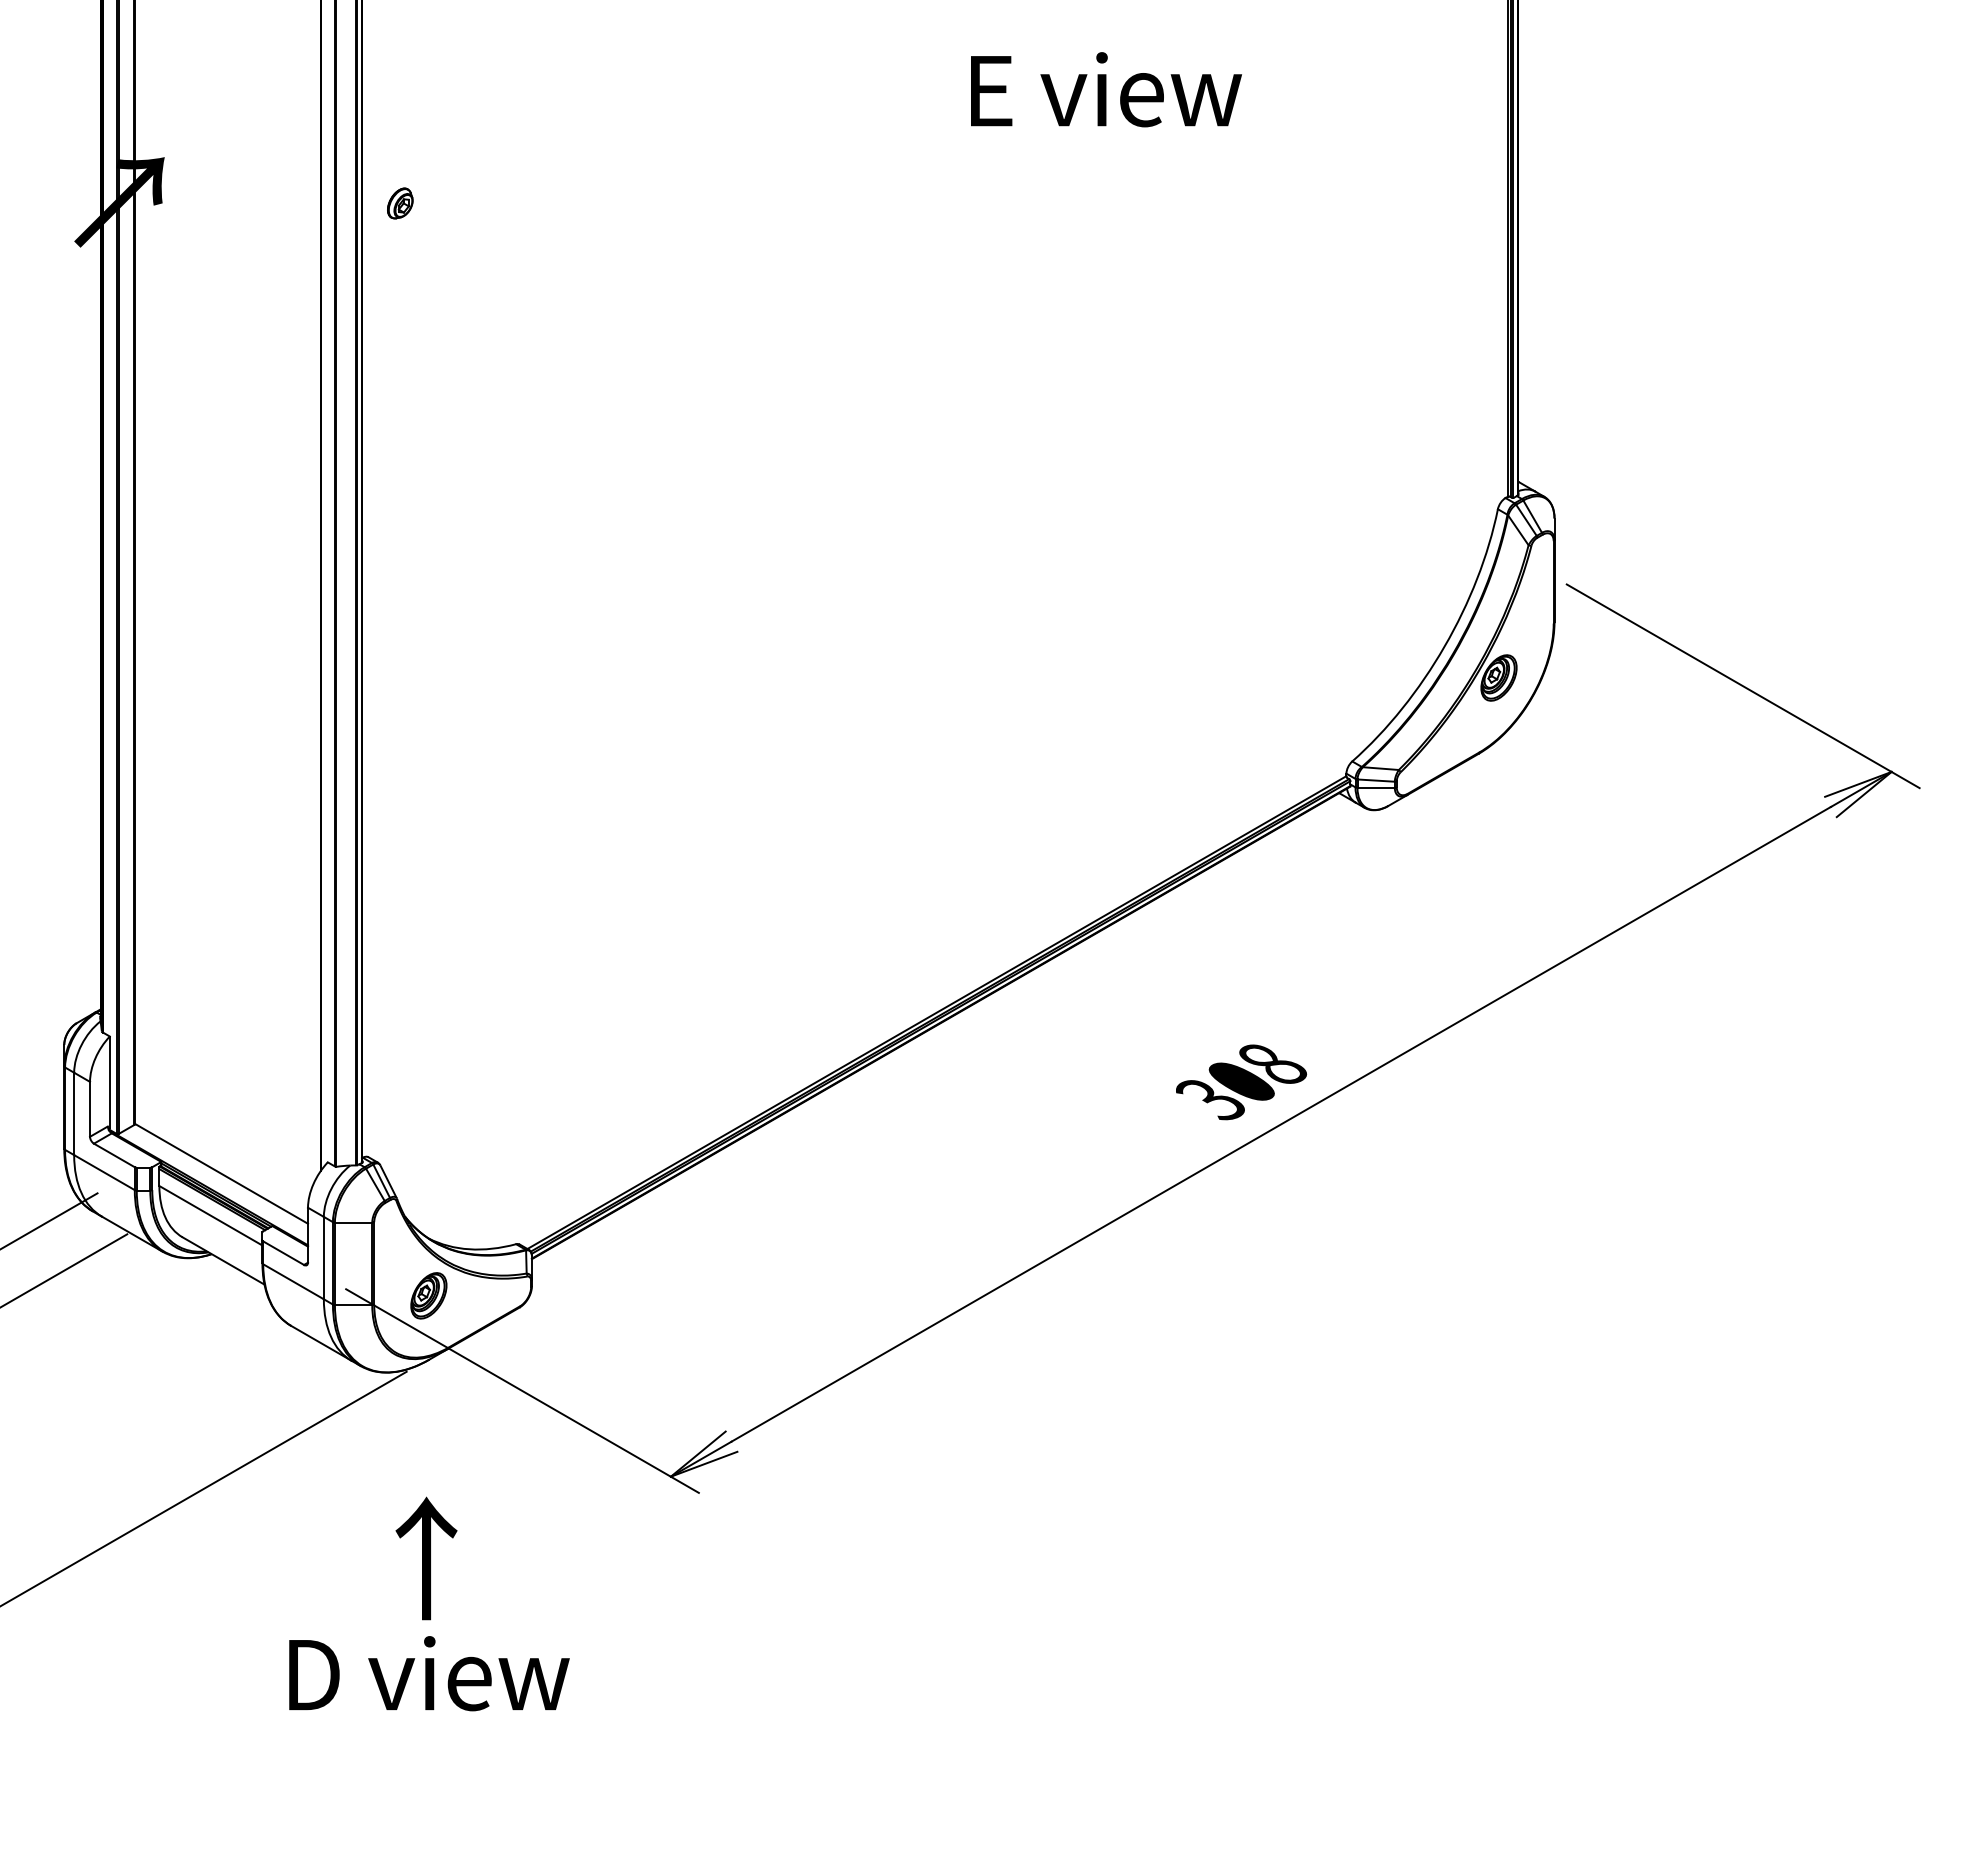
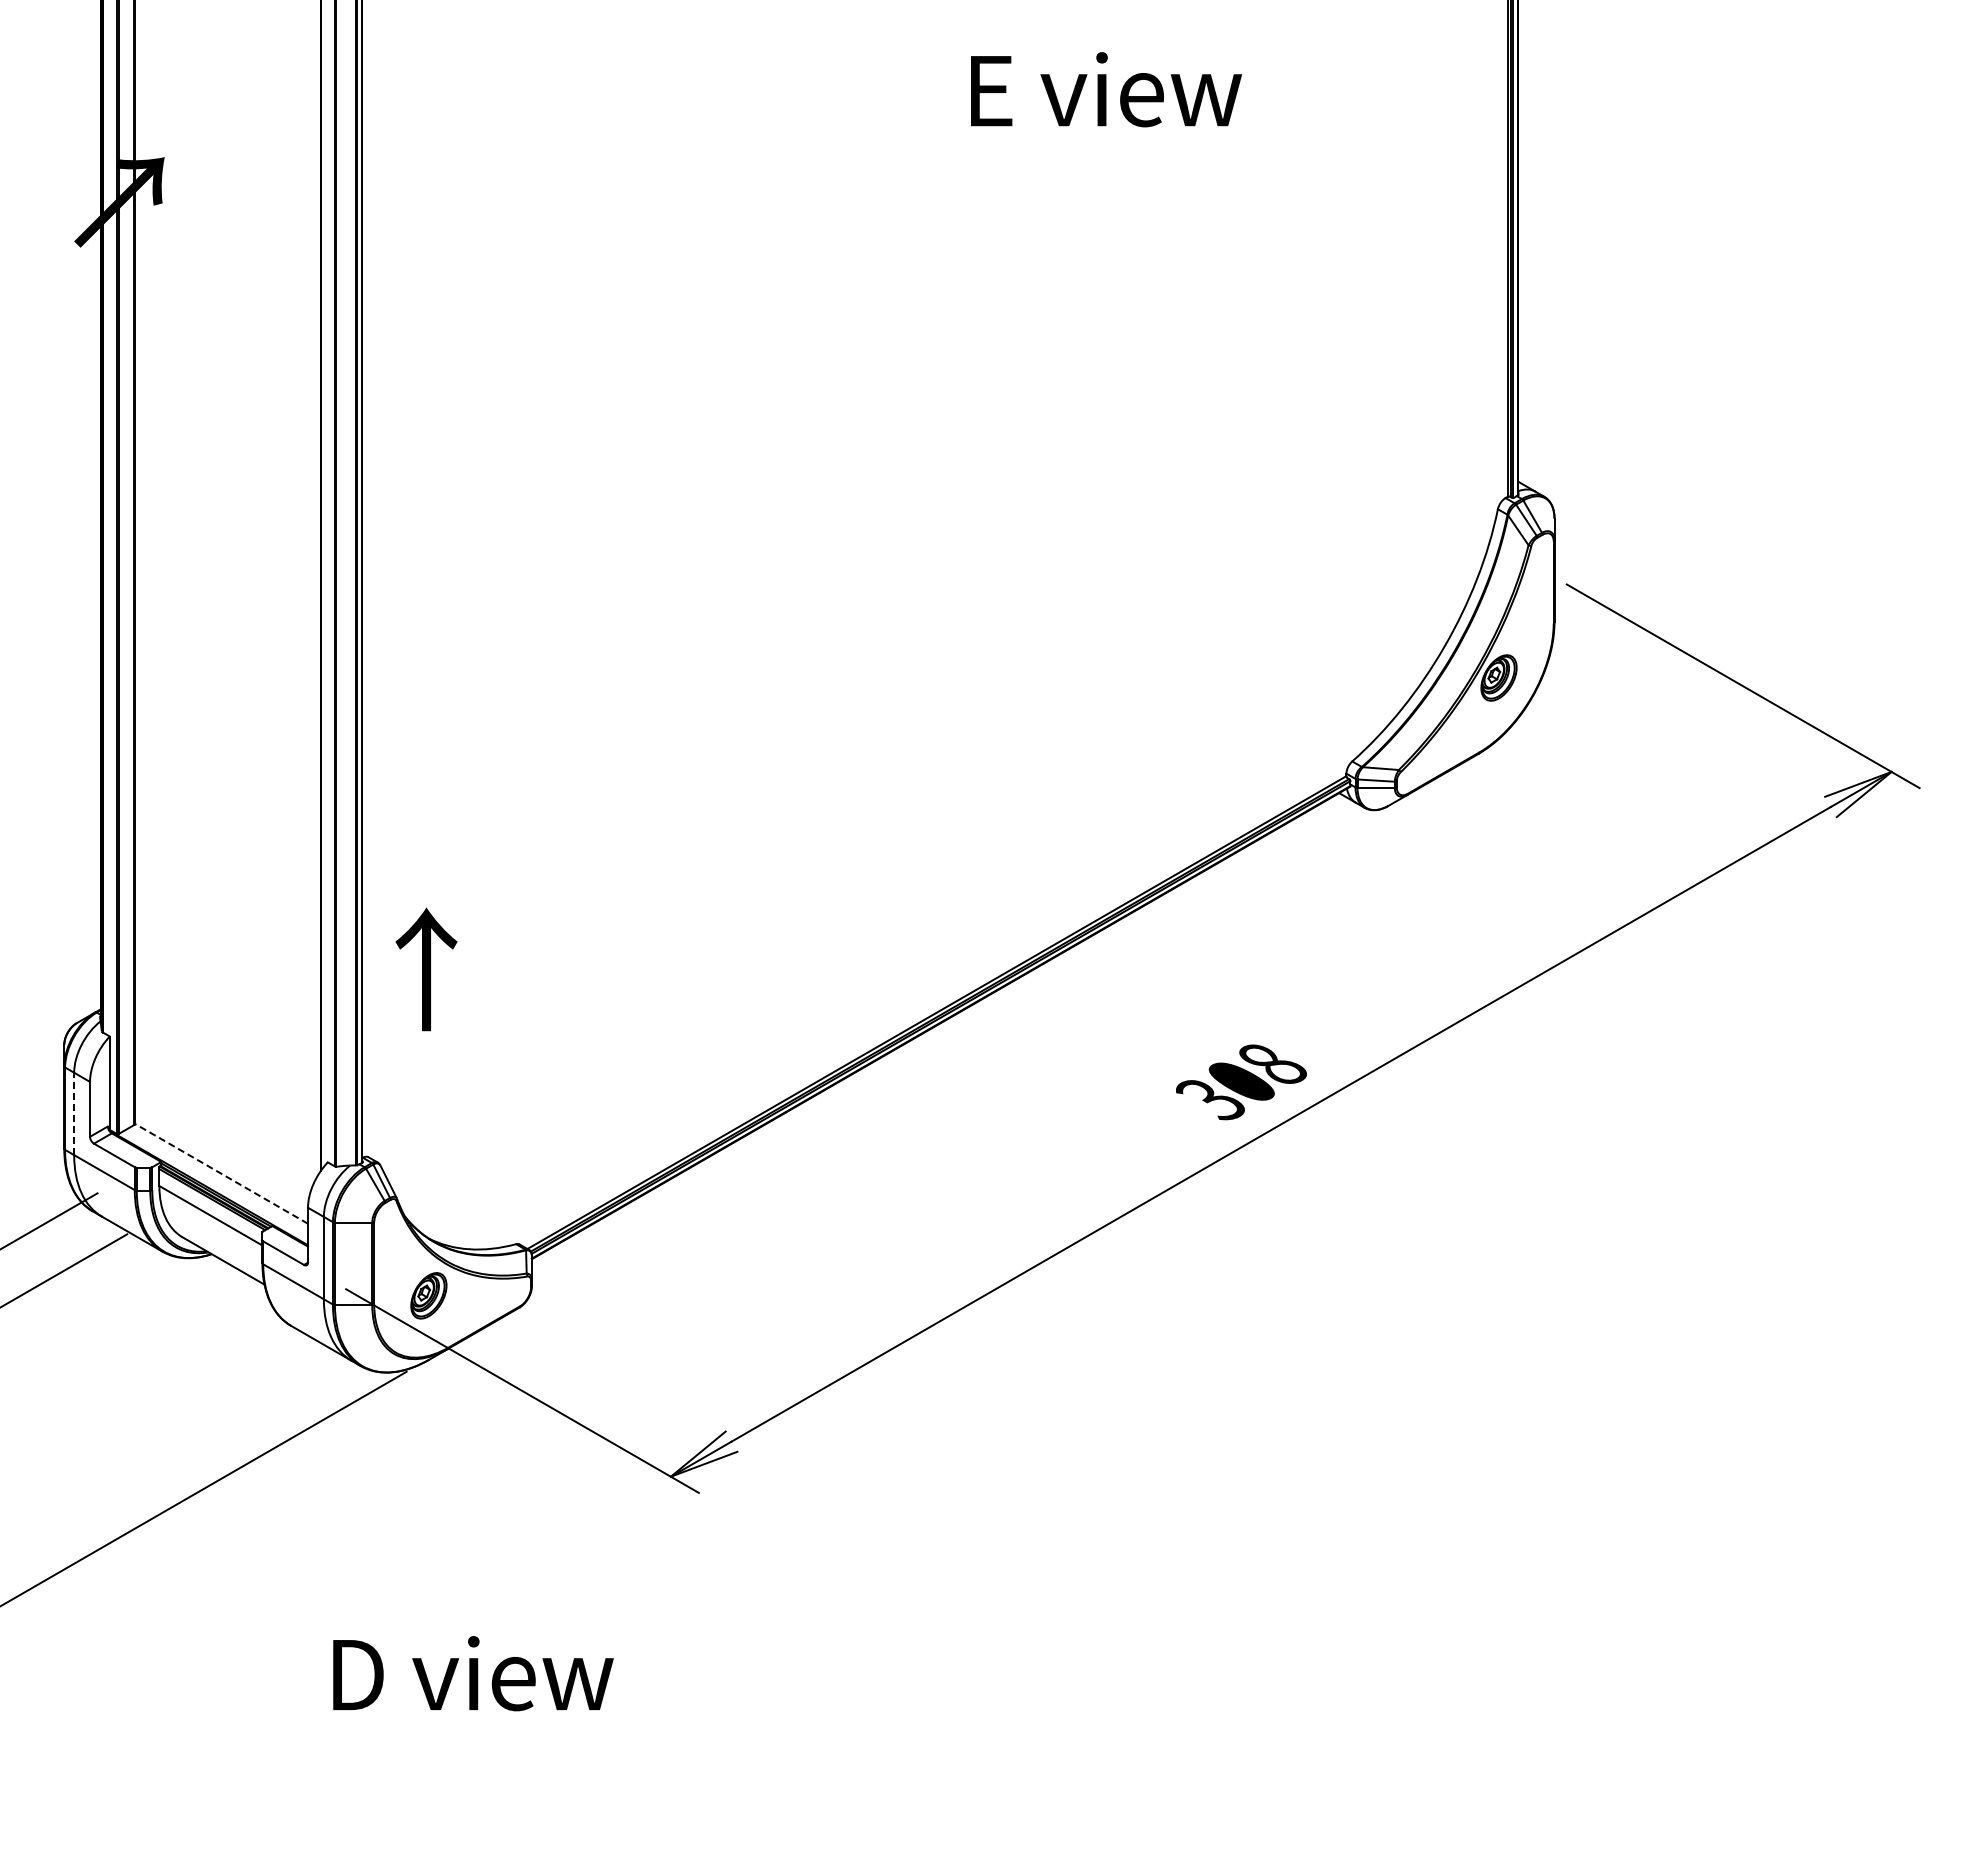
part: present -> none (400, 203)
line: solid -> dashed (74, 1113)
line: solid -> dashed (221, 1173)
text position: (426, 1558) -> (426, 969) (426, 969)
text position: (429, 1673) -> (473, 1673) (473, 1673)
